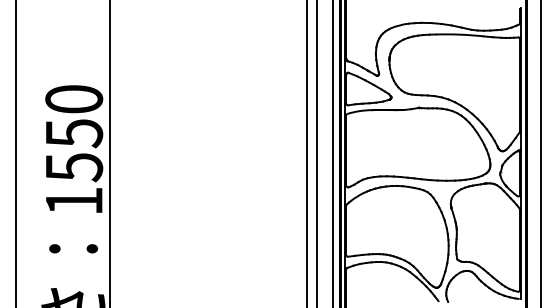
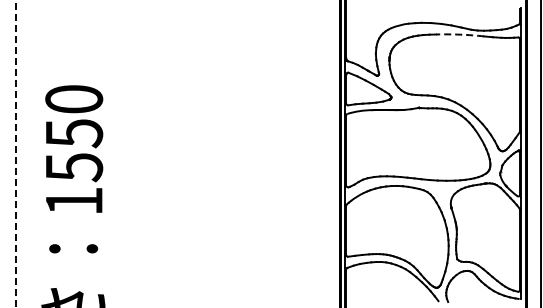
arc: solid -> dashed (460, 34)
line: solid -> dashed (16, 153)
line: present -> none (109, 153)
line: present -> none (307, 153)
line: present -> none (316, 153)
line: present -> none (333, 153)
